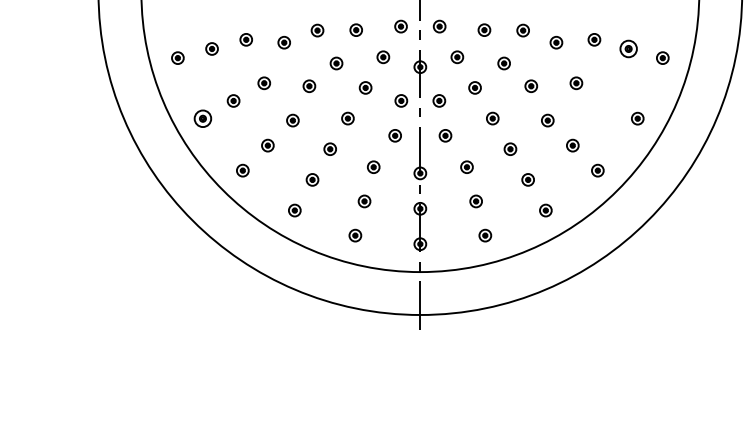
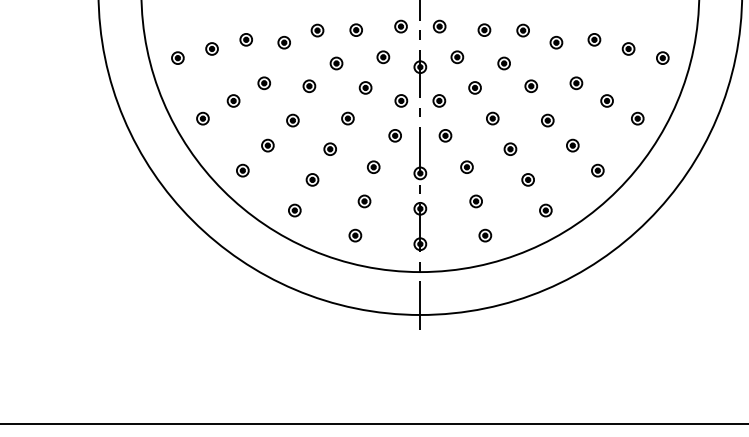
part size: 19x20 px -> 15x14 px (628, 48)
part: none -> present (606, 100)
part size: 20x19 px -> 14x15 px (202, 118)
line: none -> present (373, 423)
